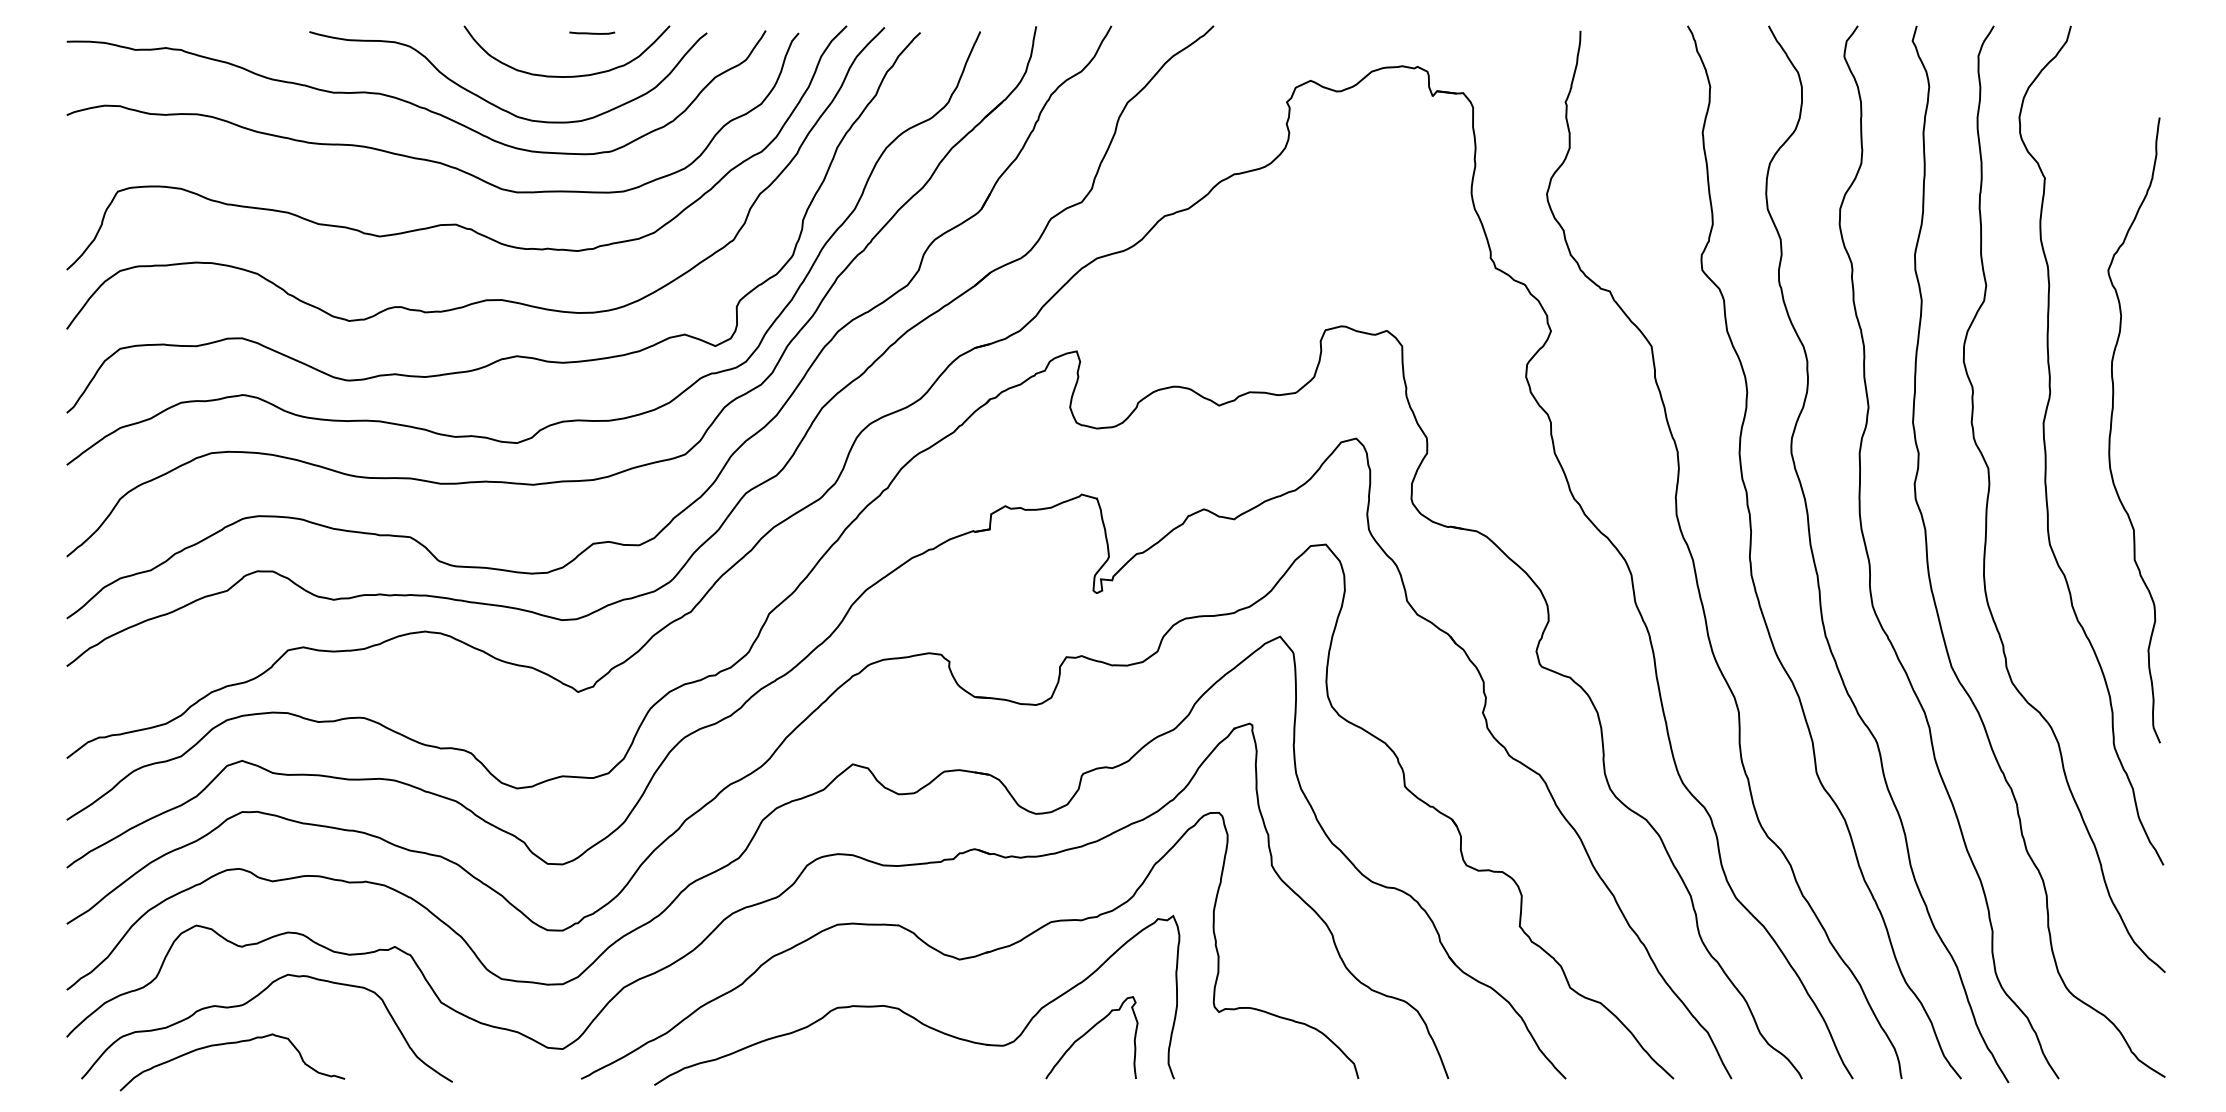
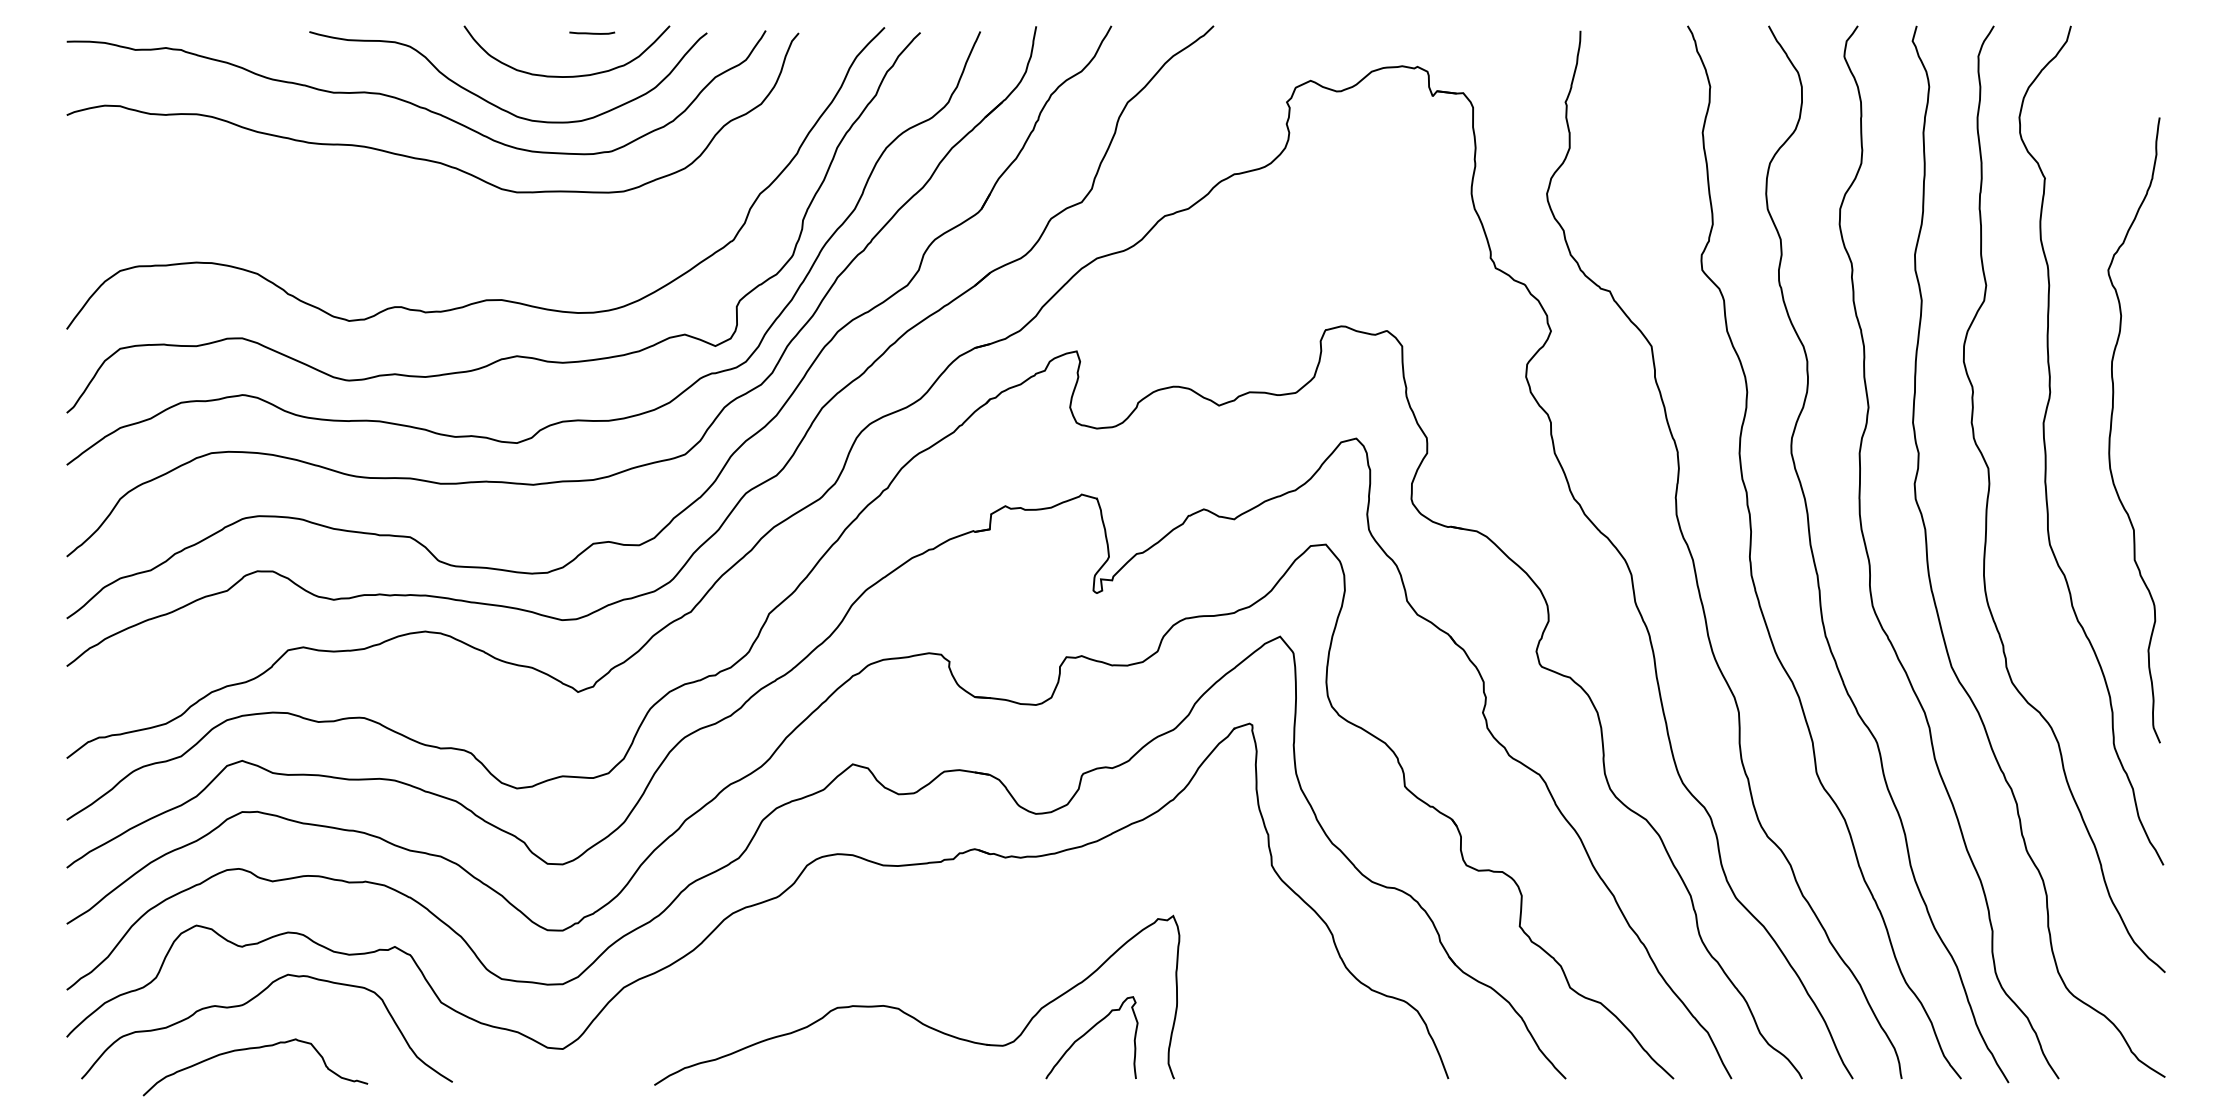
curve: present -> none (456, 223)
part: present -> none (974, 955)
curve position: (229, 1044) -> (252, 1049) (252, 1049)
